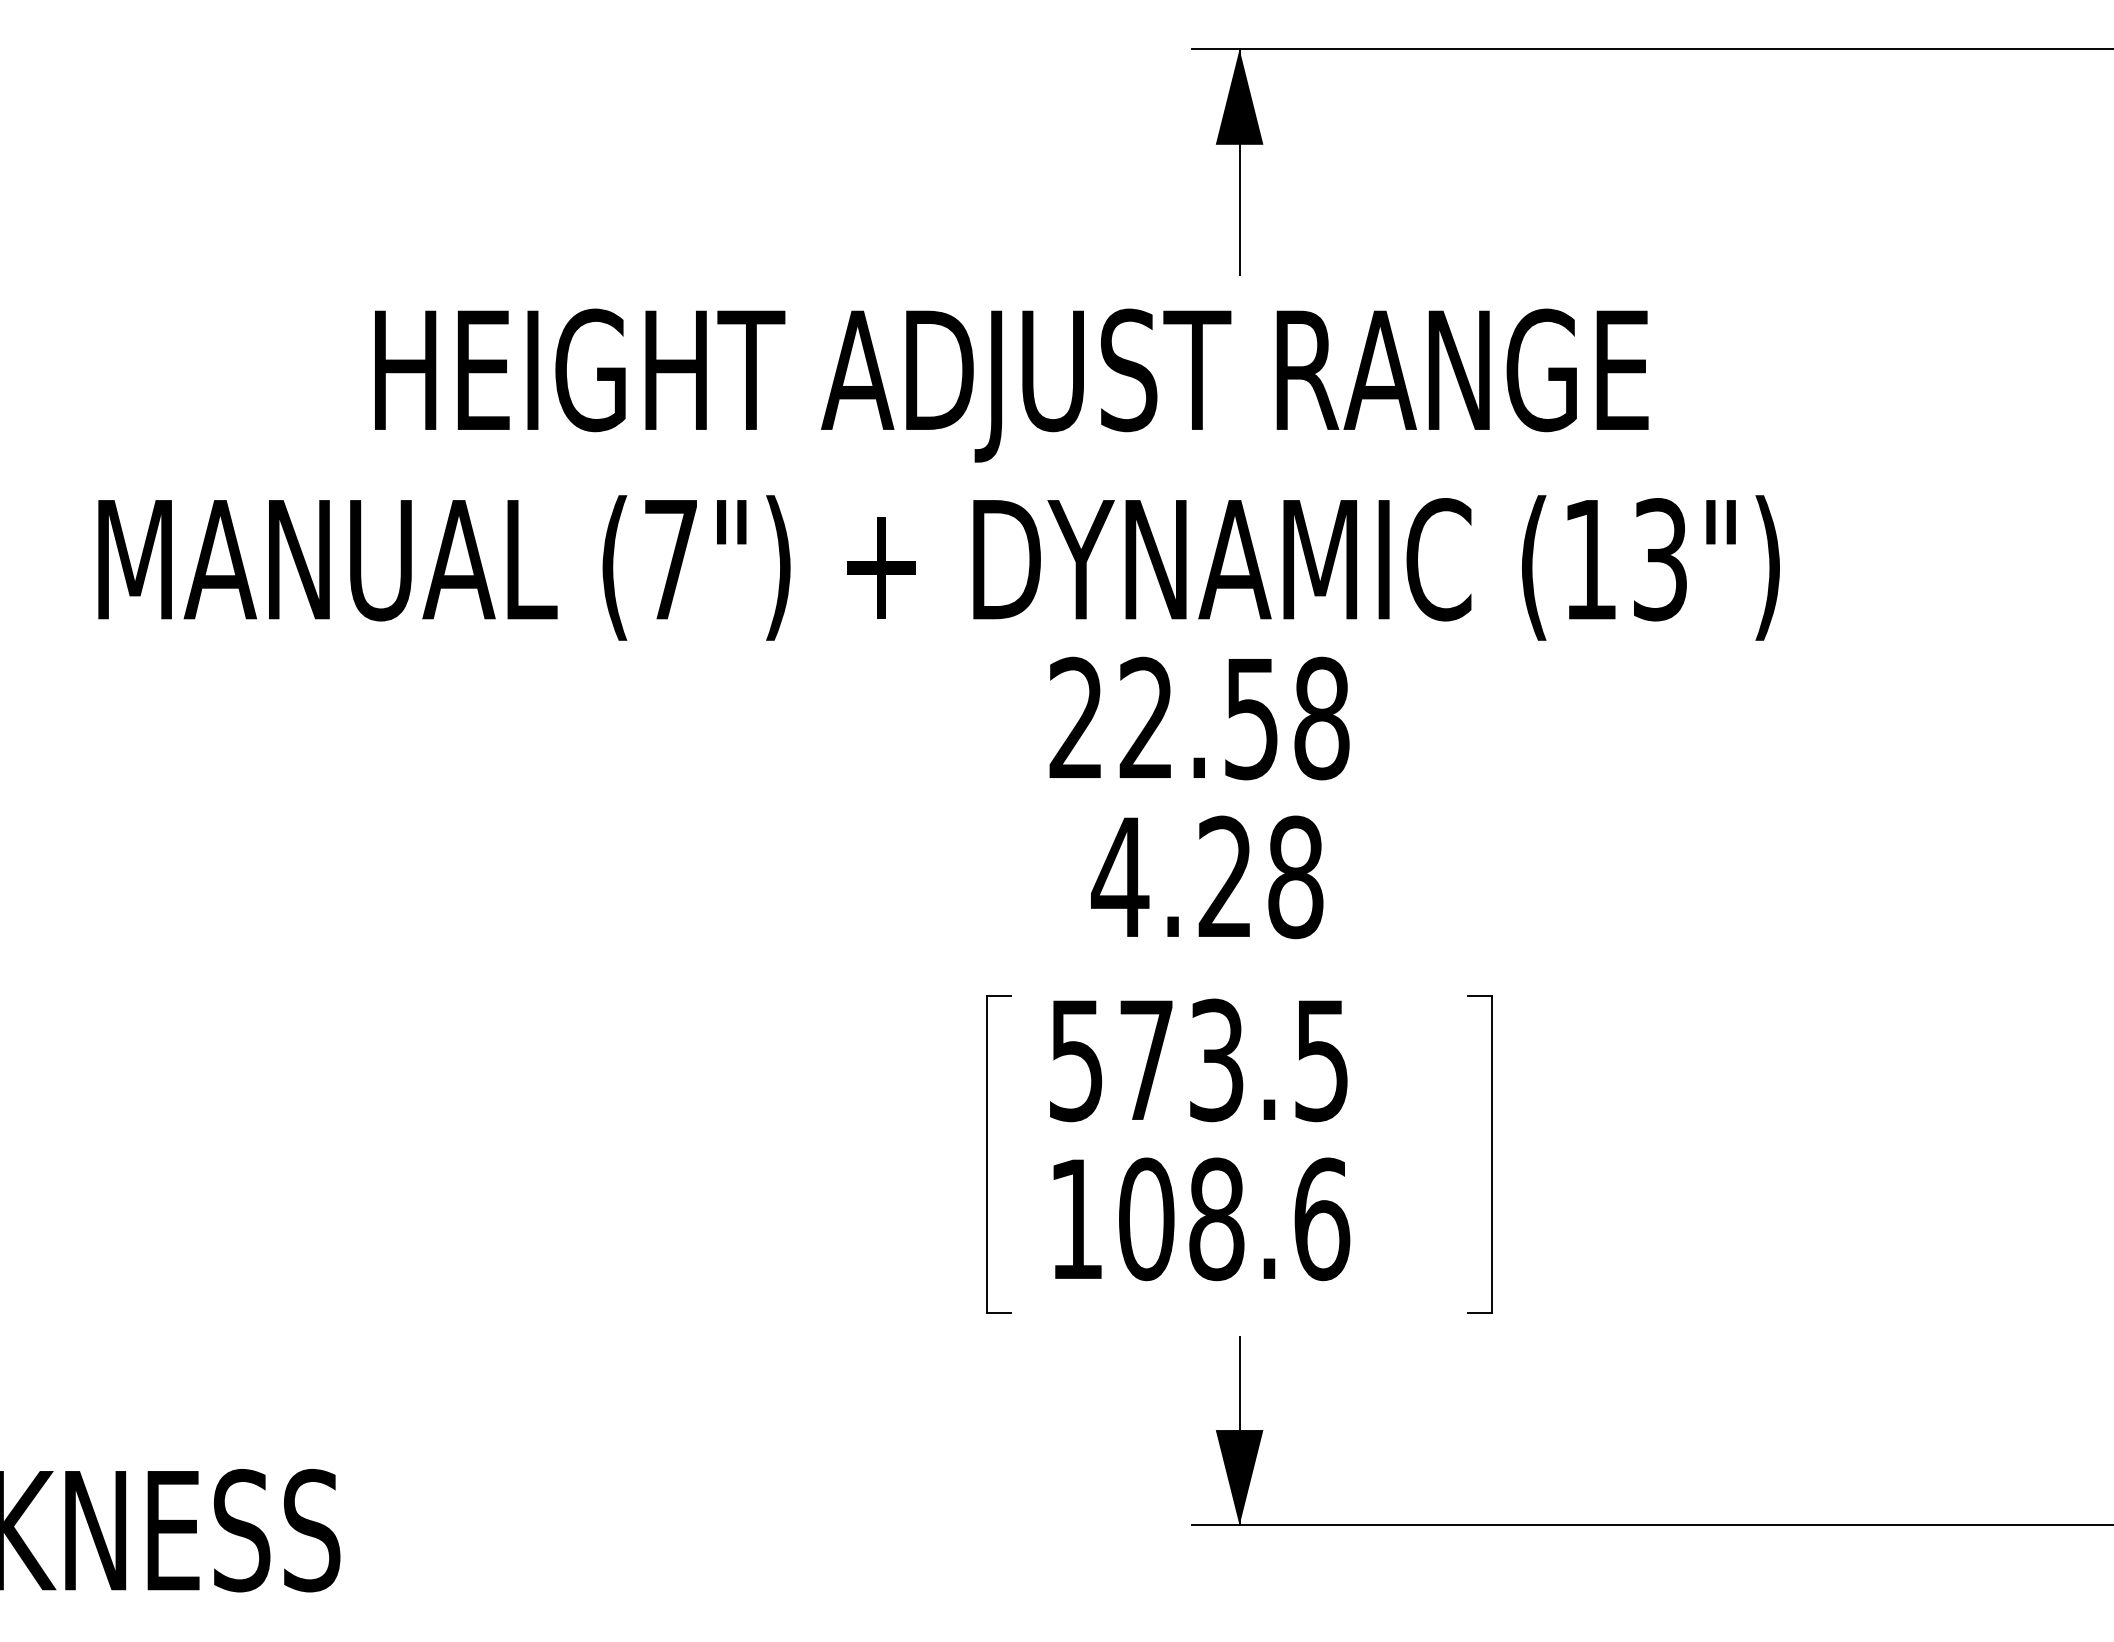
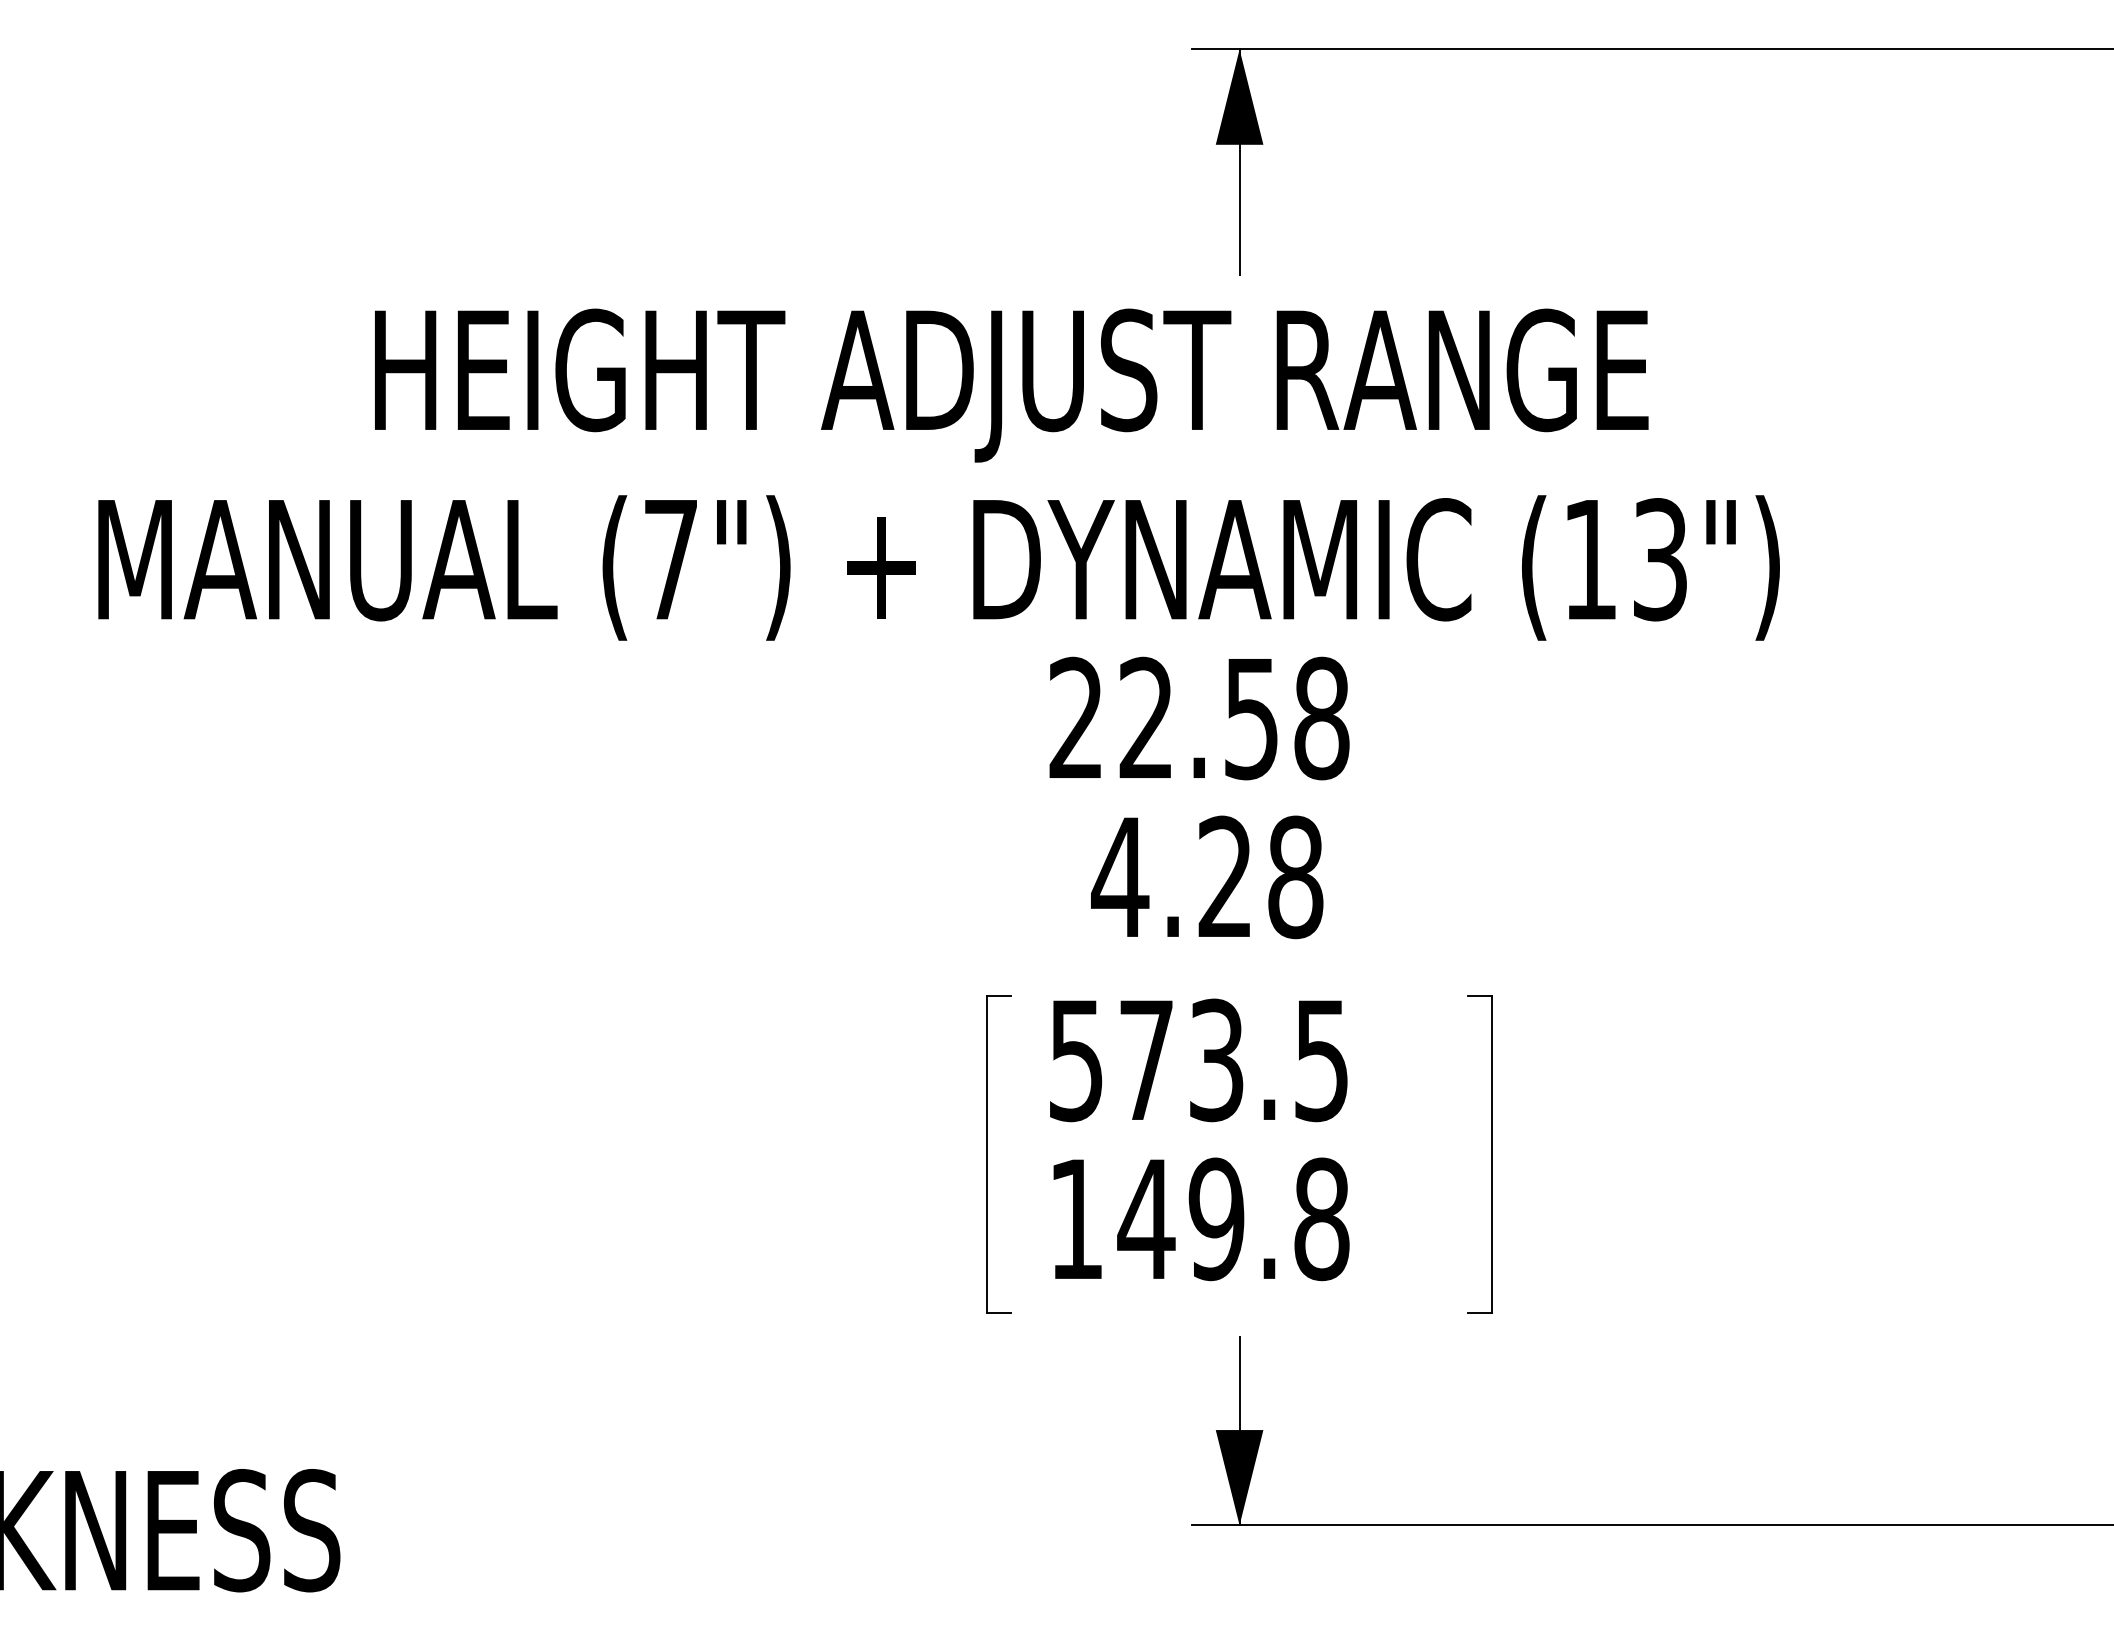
text: 108.6 -> 149.8 (1233, 1219)
